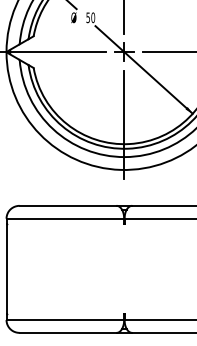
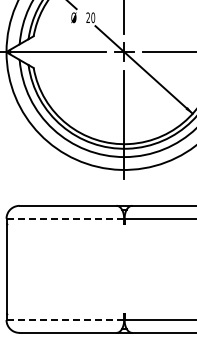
text: 50 -> 20 (87, 17)
line: solid -> dashed (65, 218)
line: solid -> dashed (65, 320)
